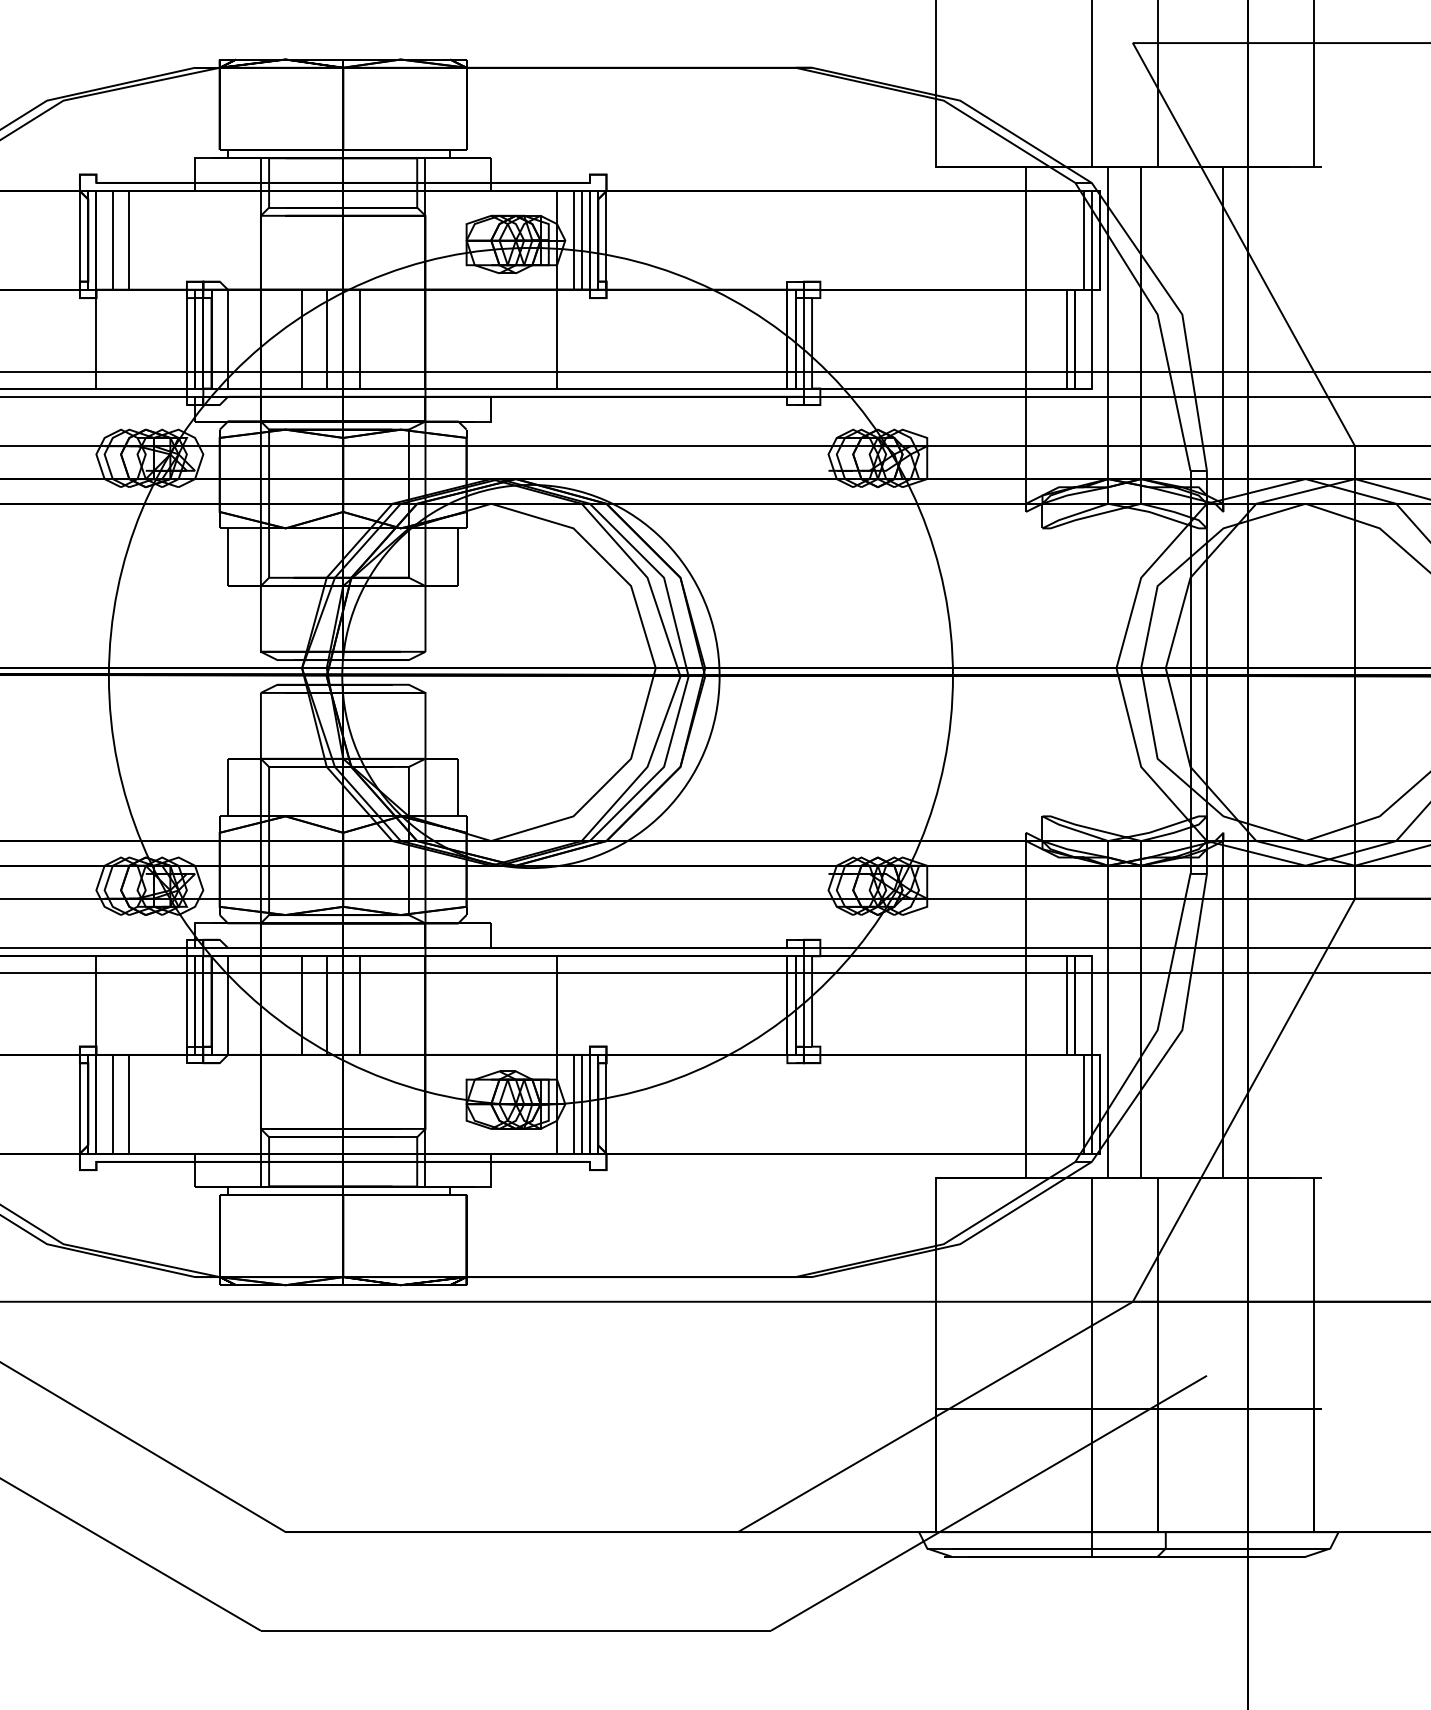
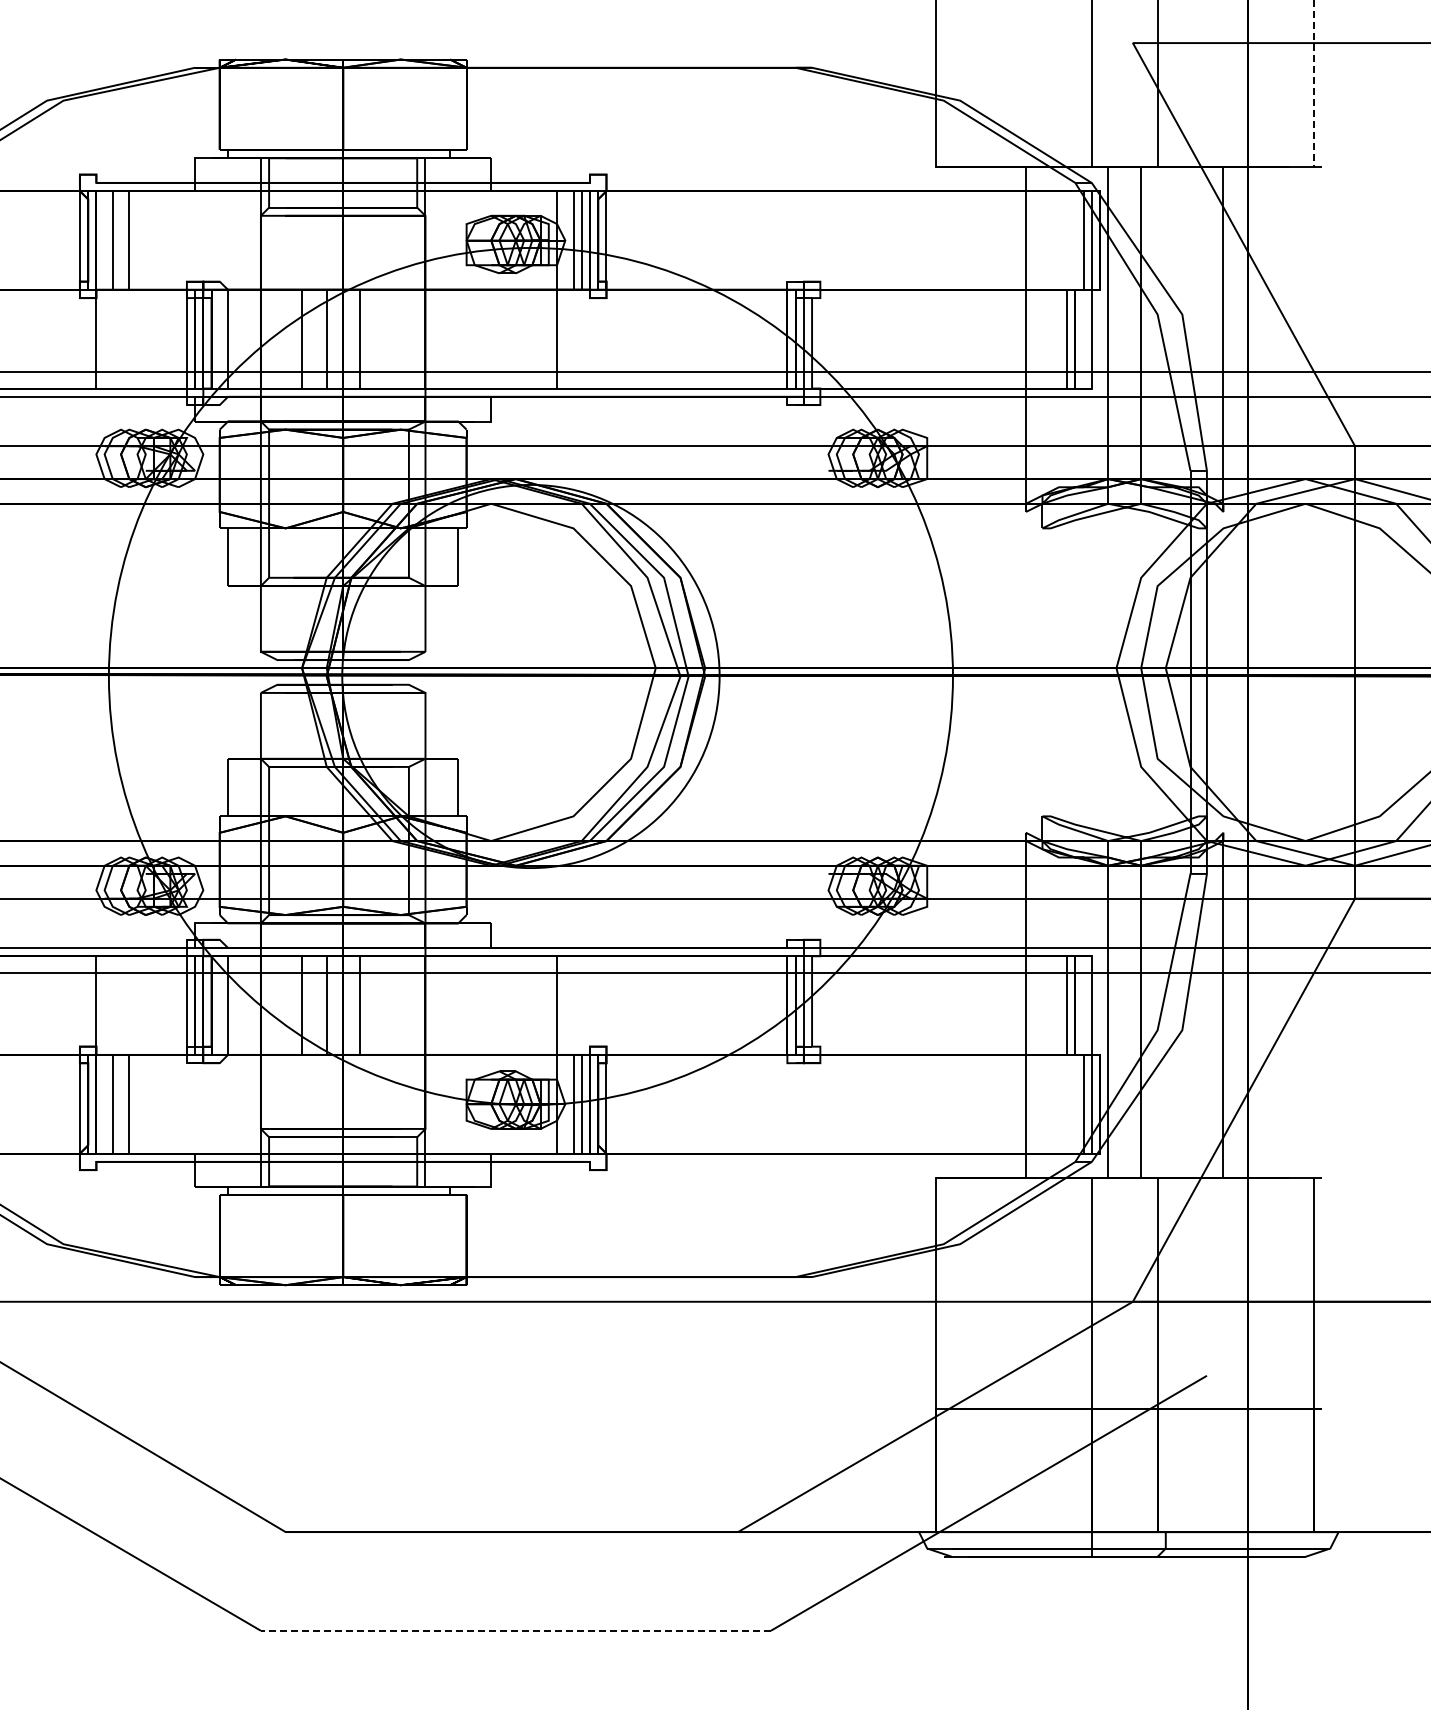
line: solid -> dashed (1313, 83)
line: solid -> dashed (515, 1630)
